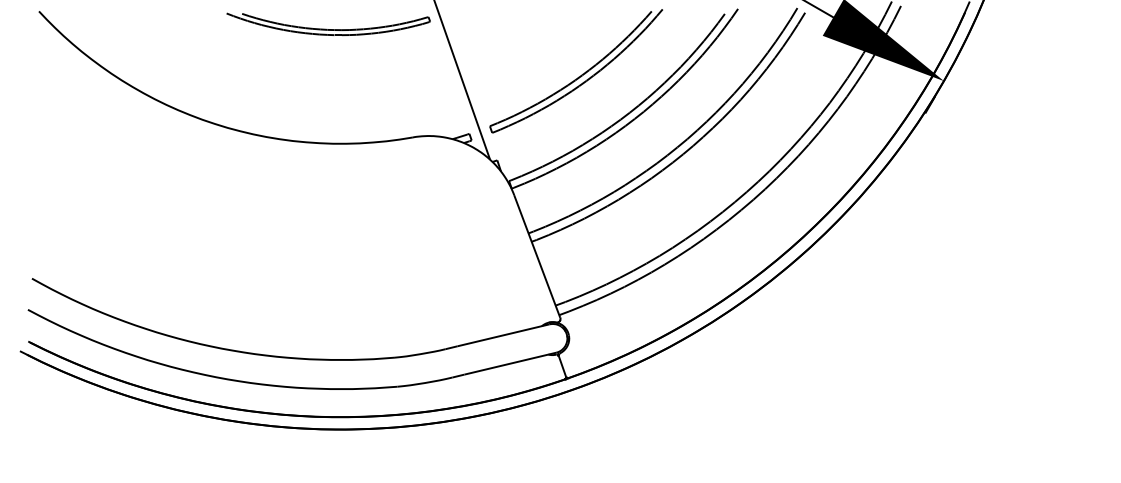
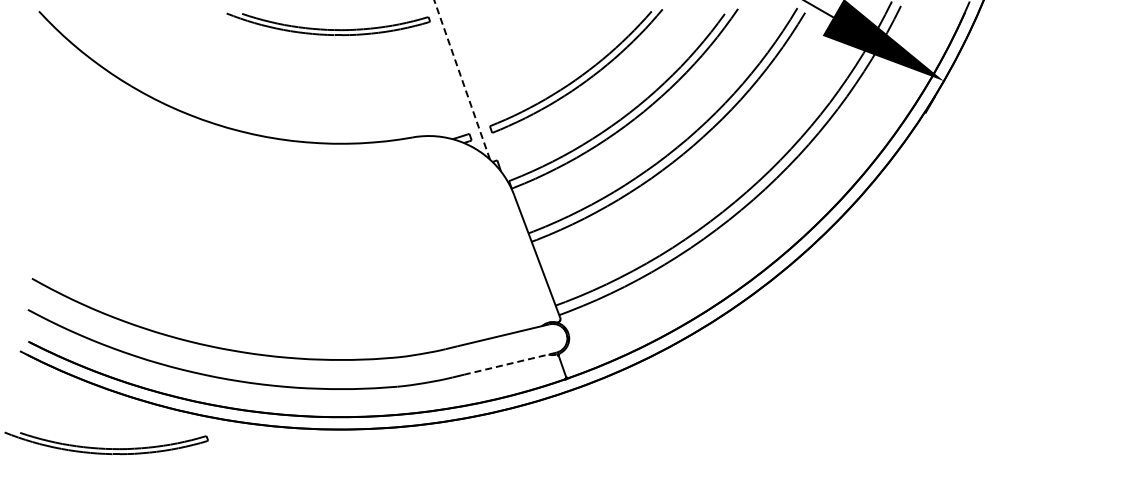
line: solid -> dashed (461, 79)
line: solid -> dashed (509, 363)
part: none -> present (106, 443)
